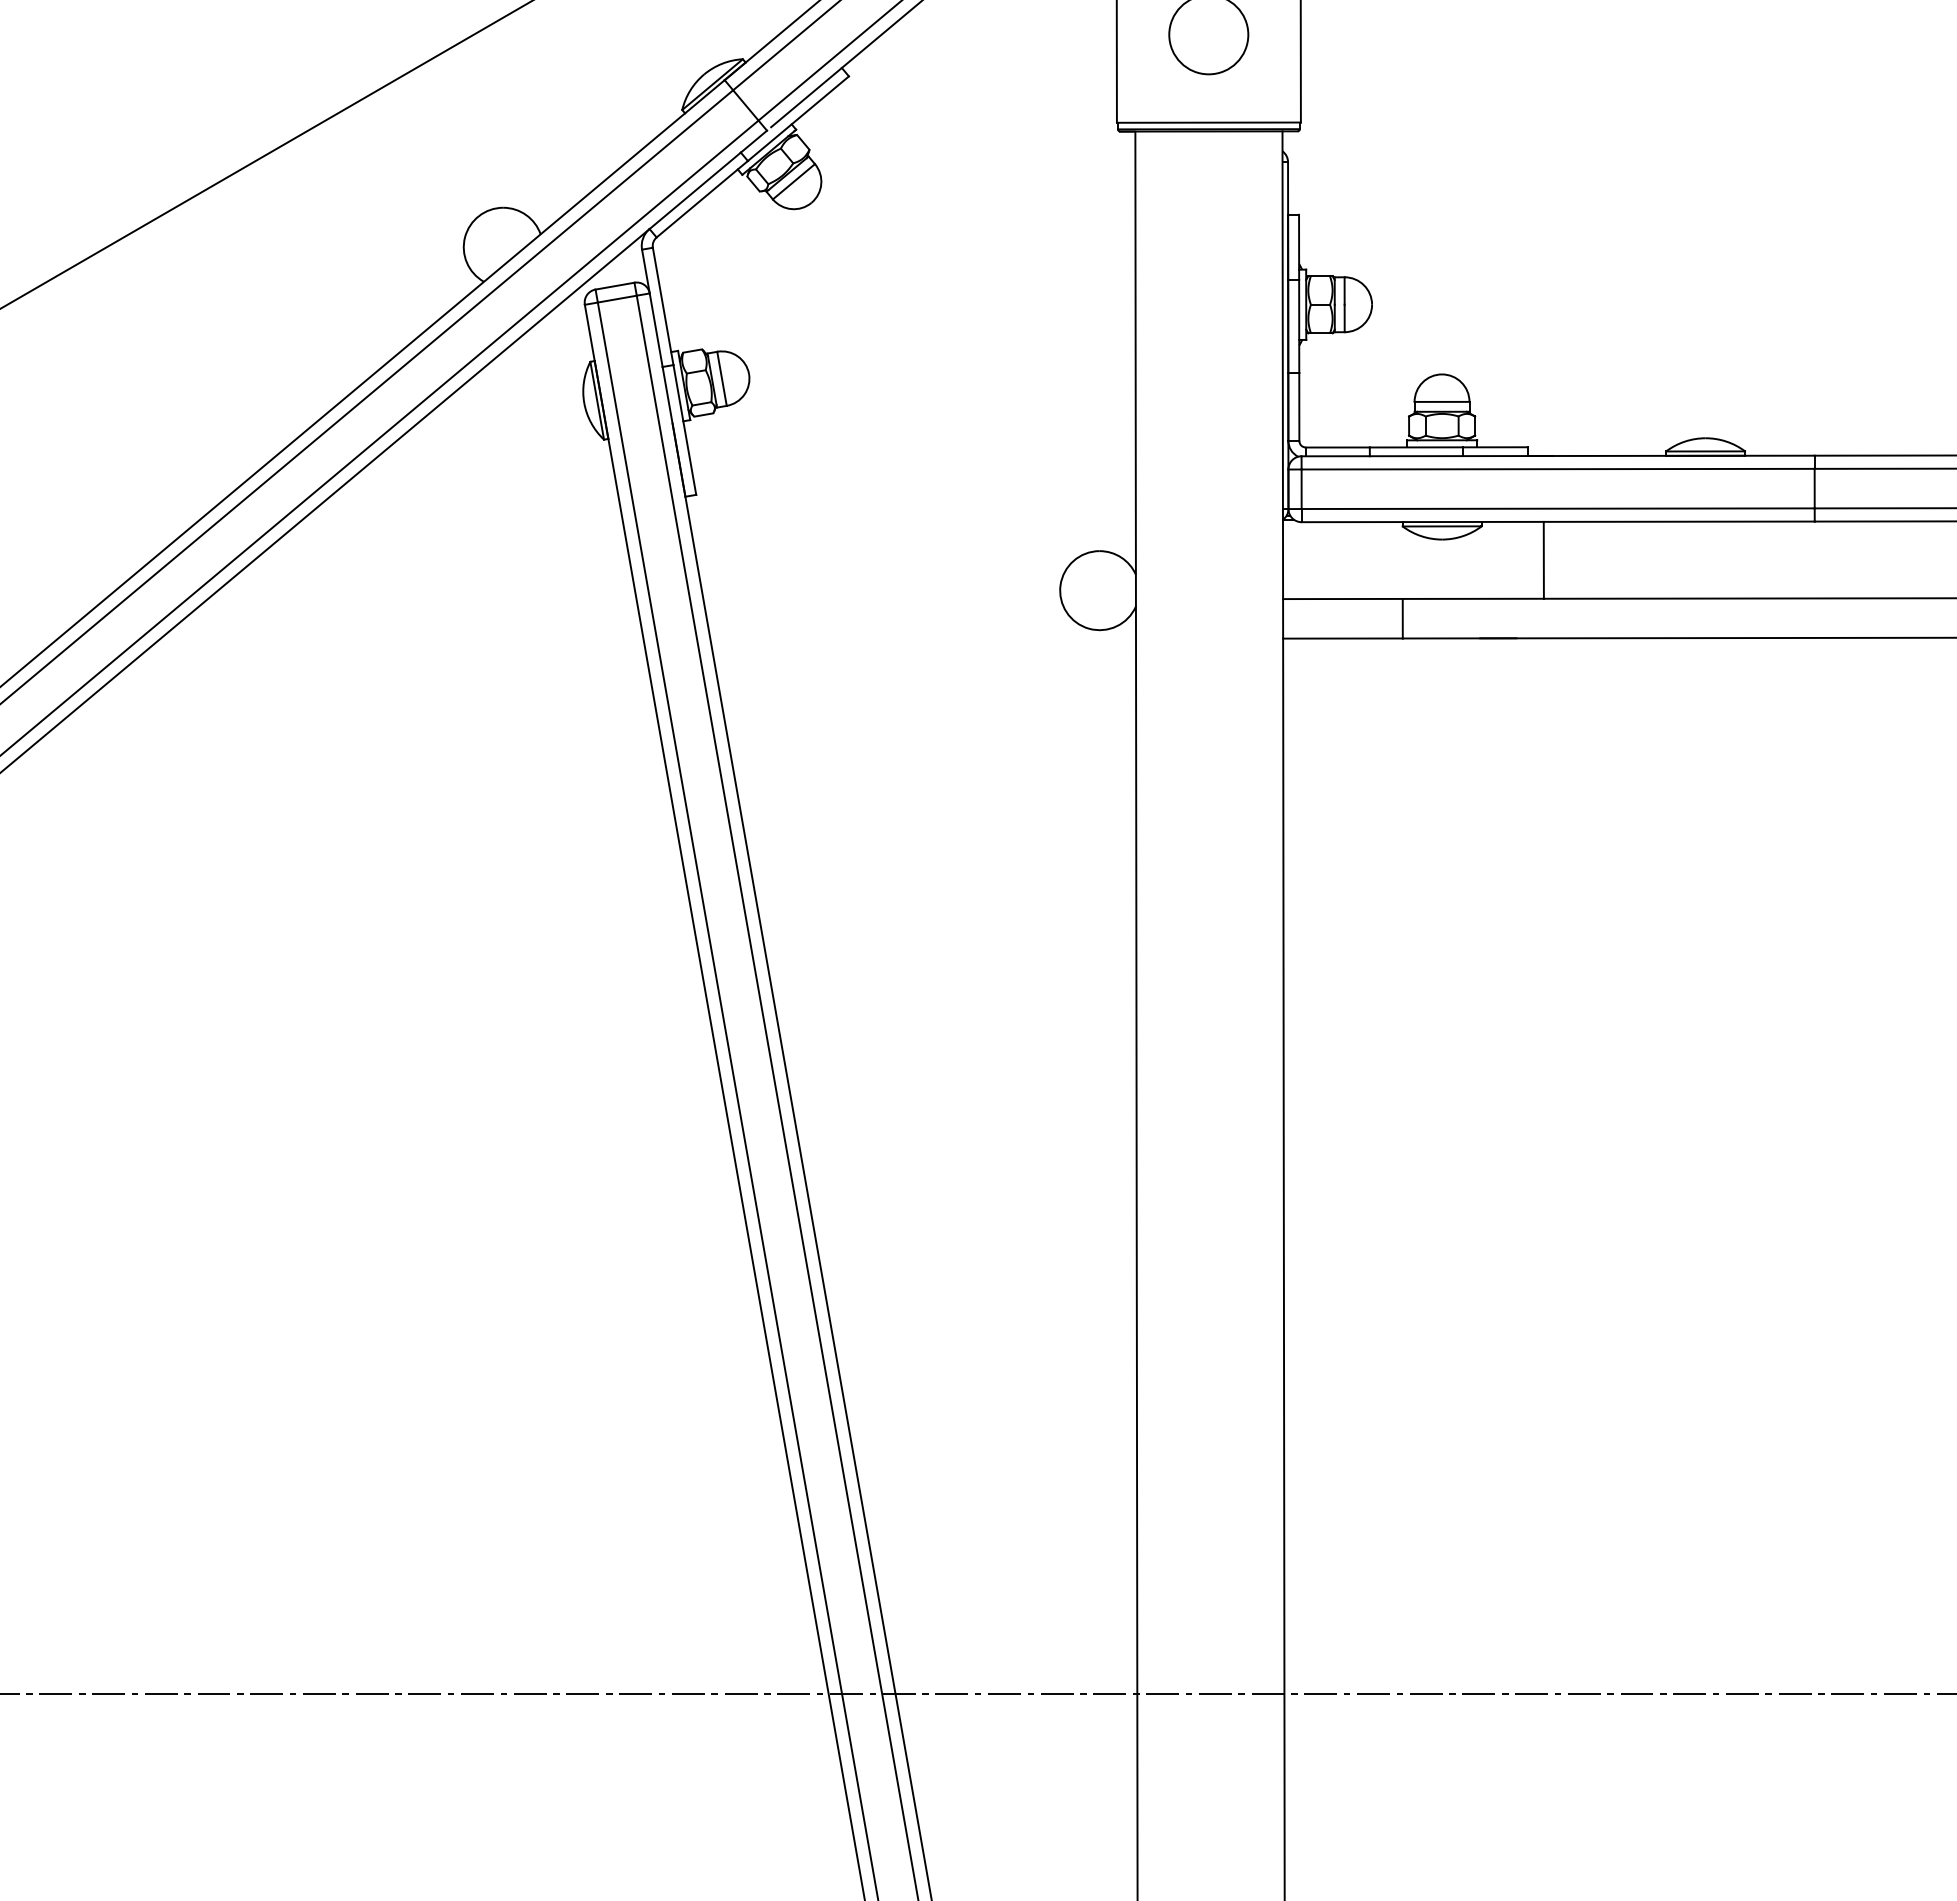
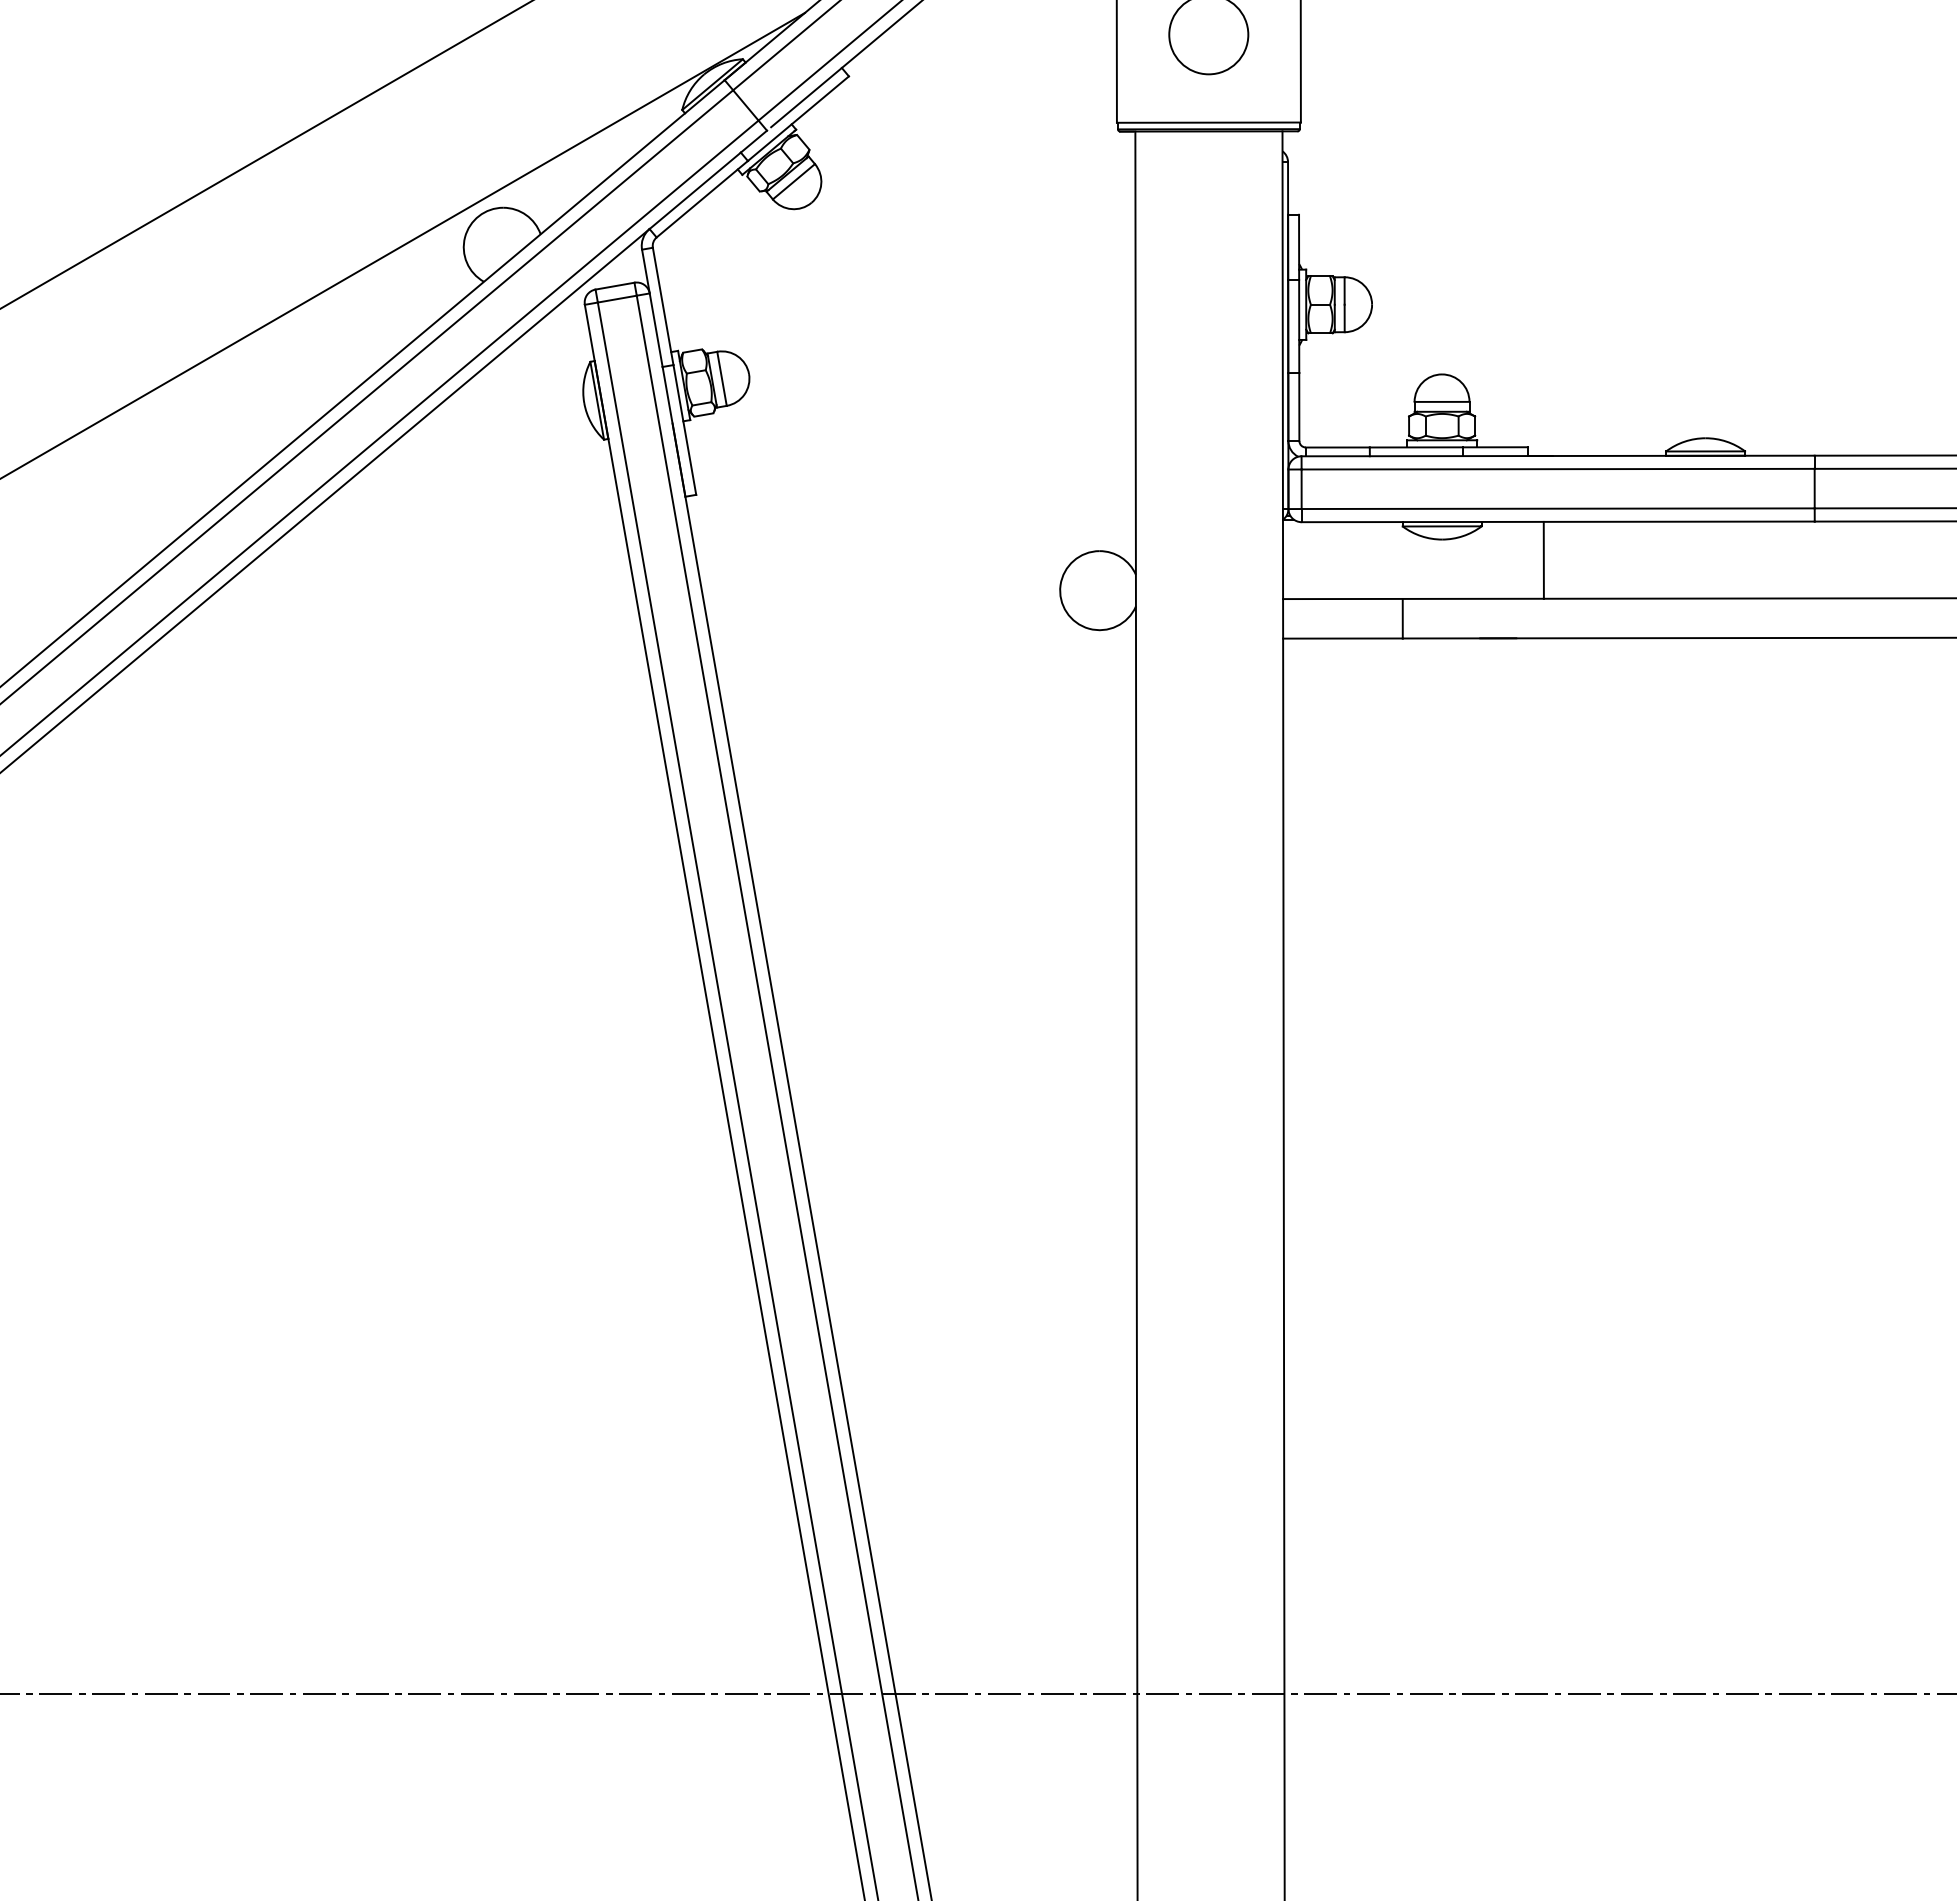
line: none -> present (403, 245)
